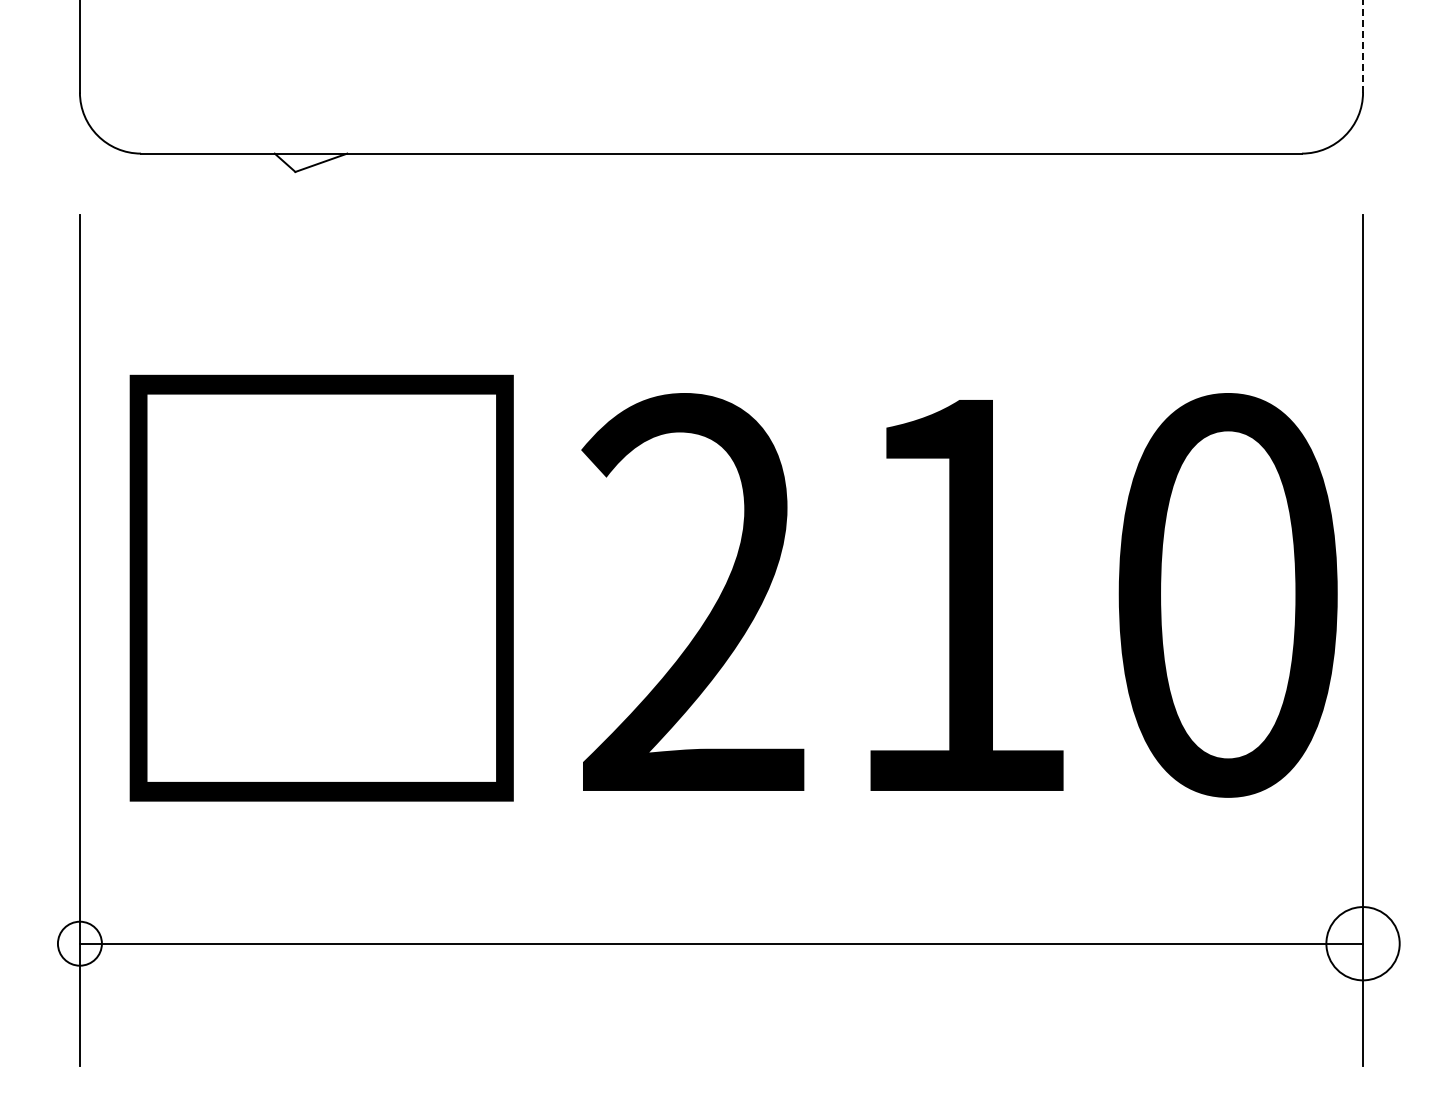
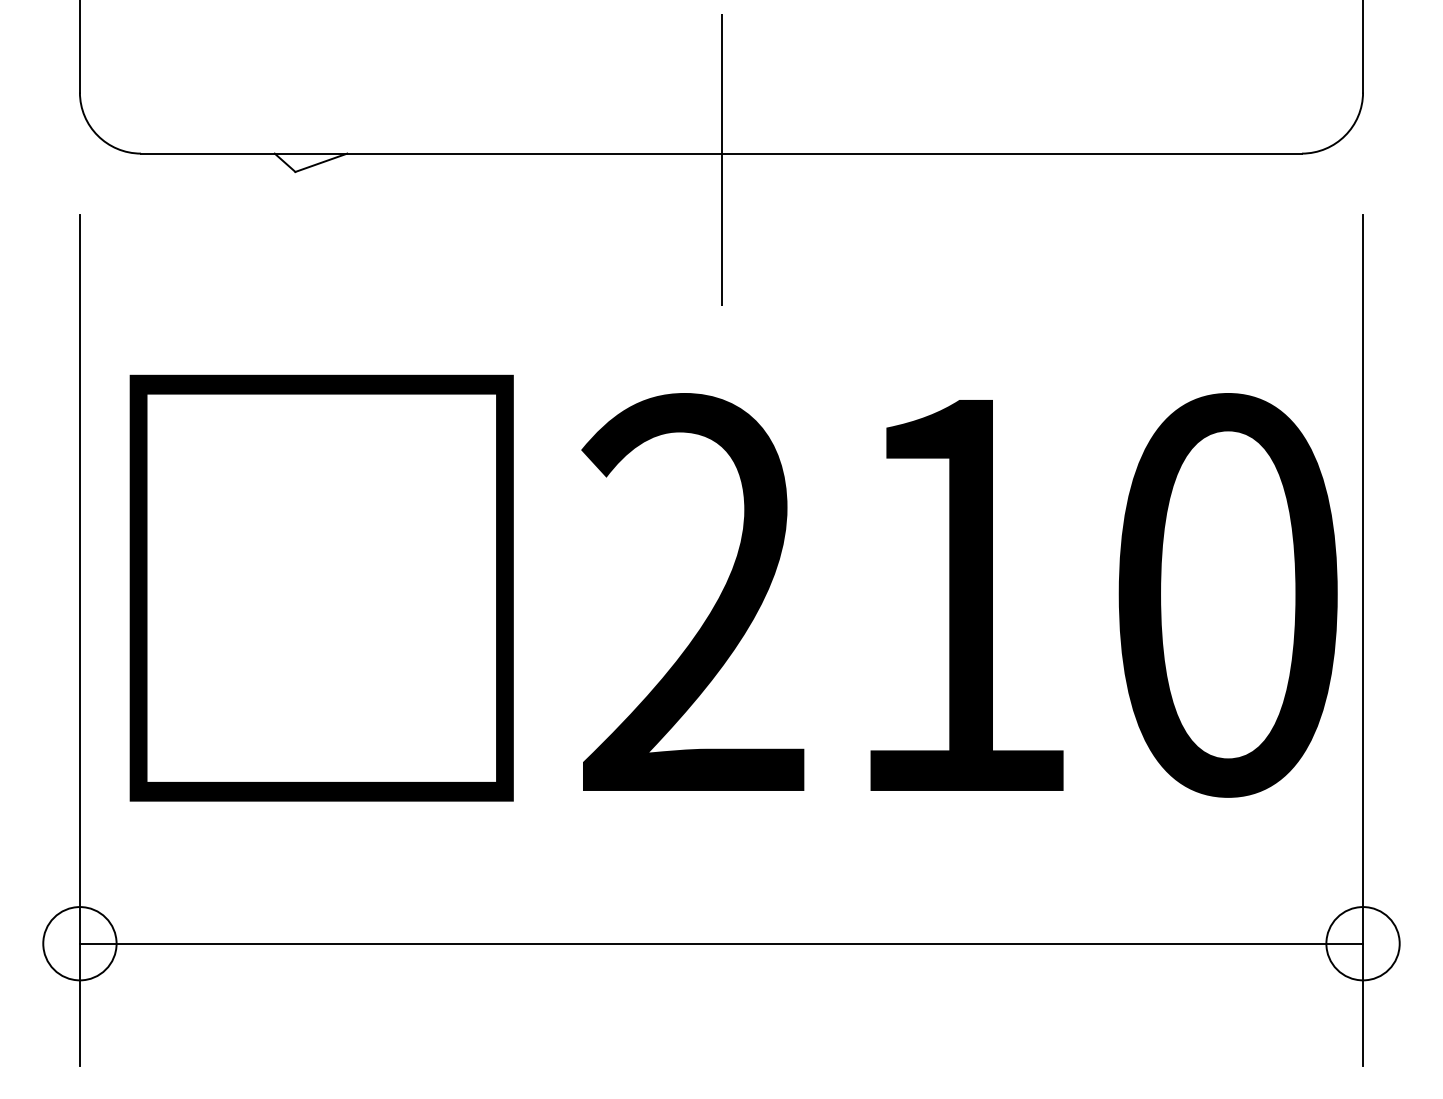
line: dashed -> solid (1363, 46)
line: none -> present (721, 153)
circle diameter: 44 px -> 73 px (79, 943)
